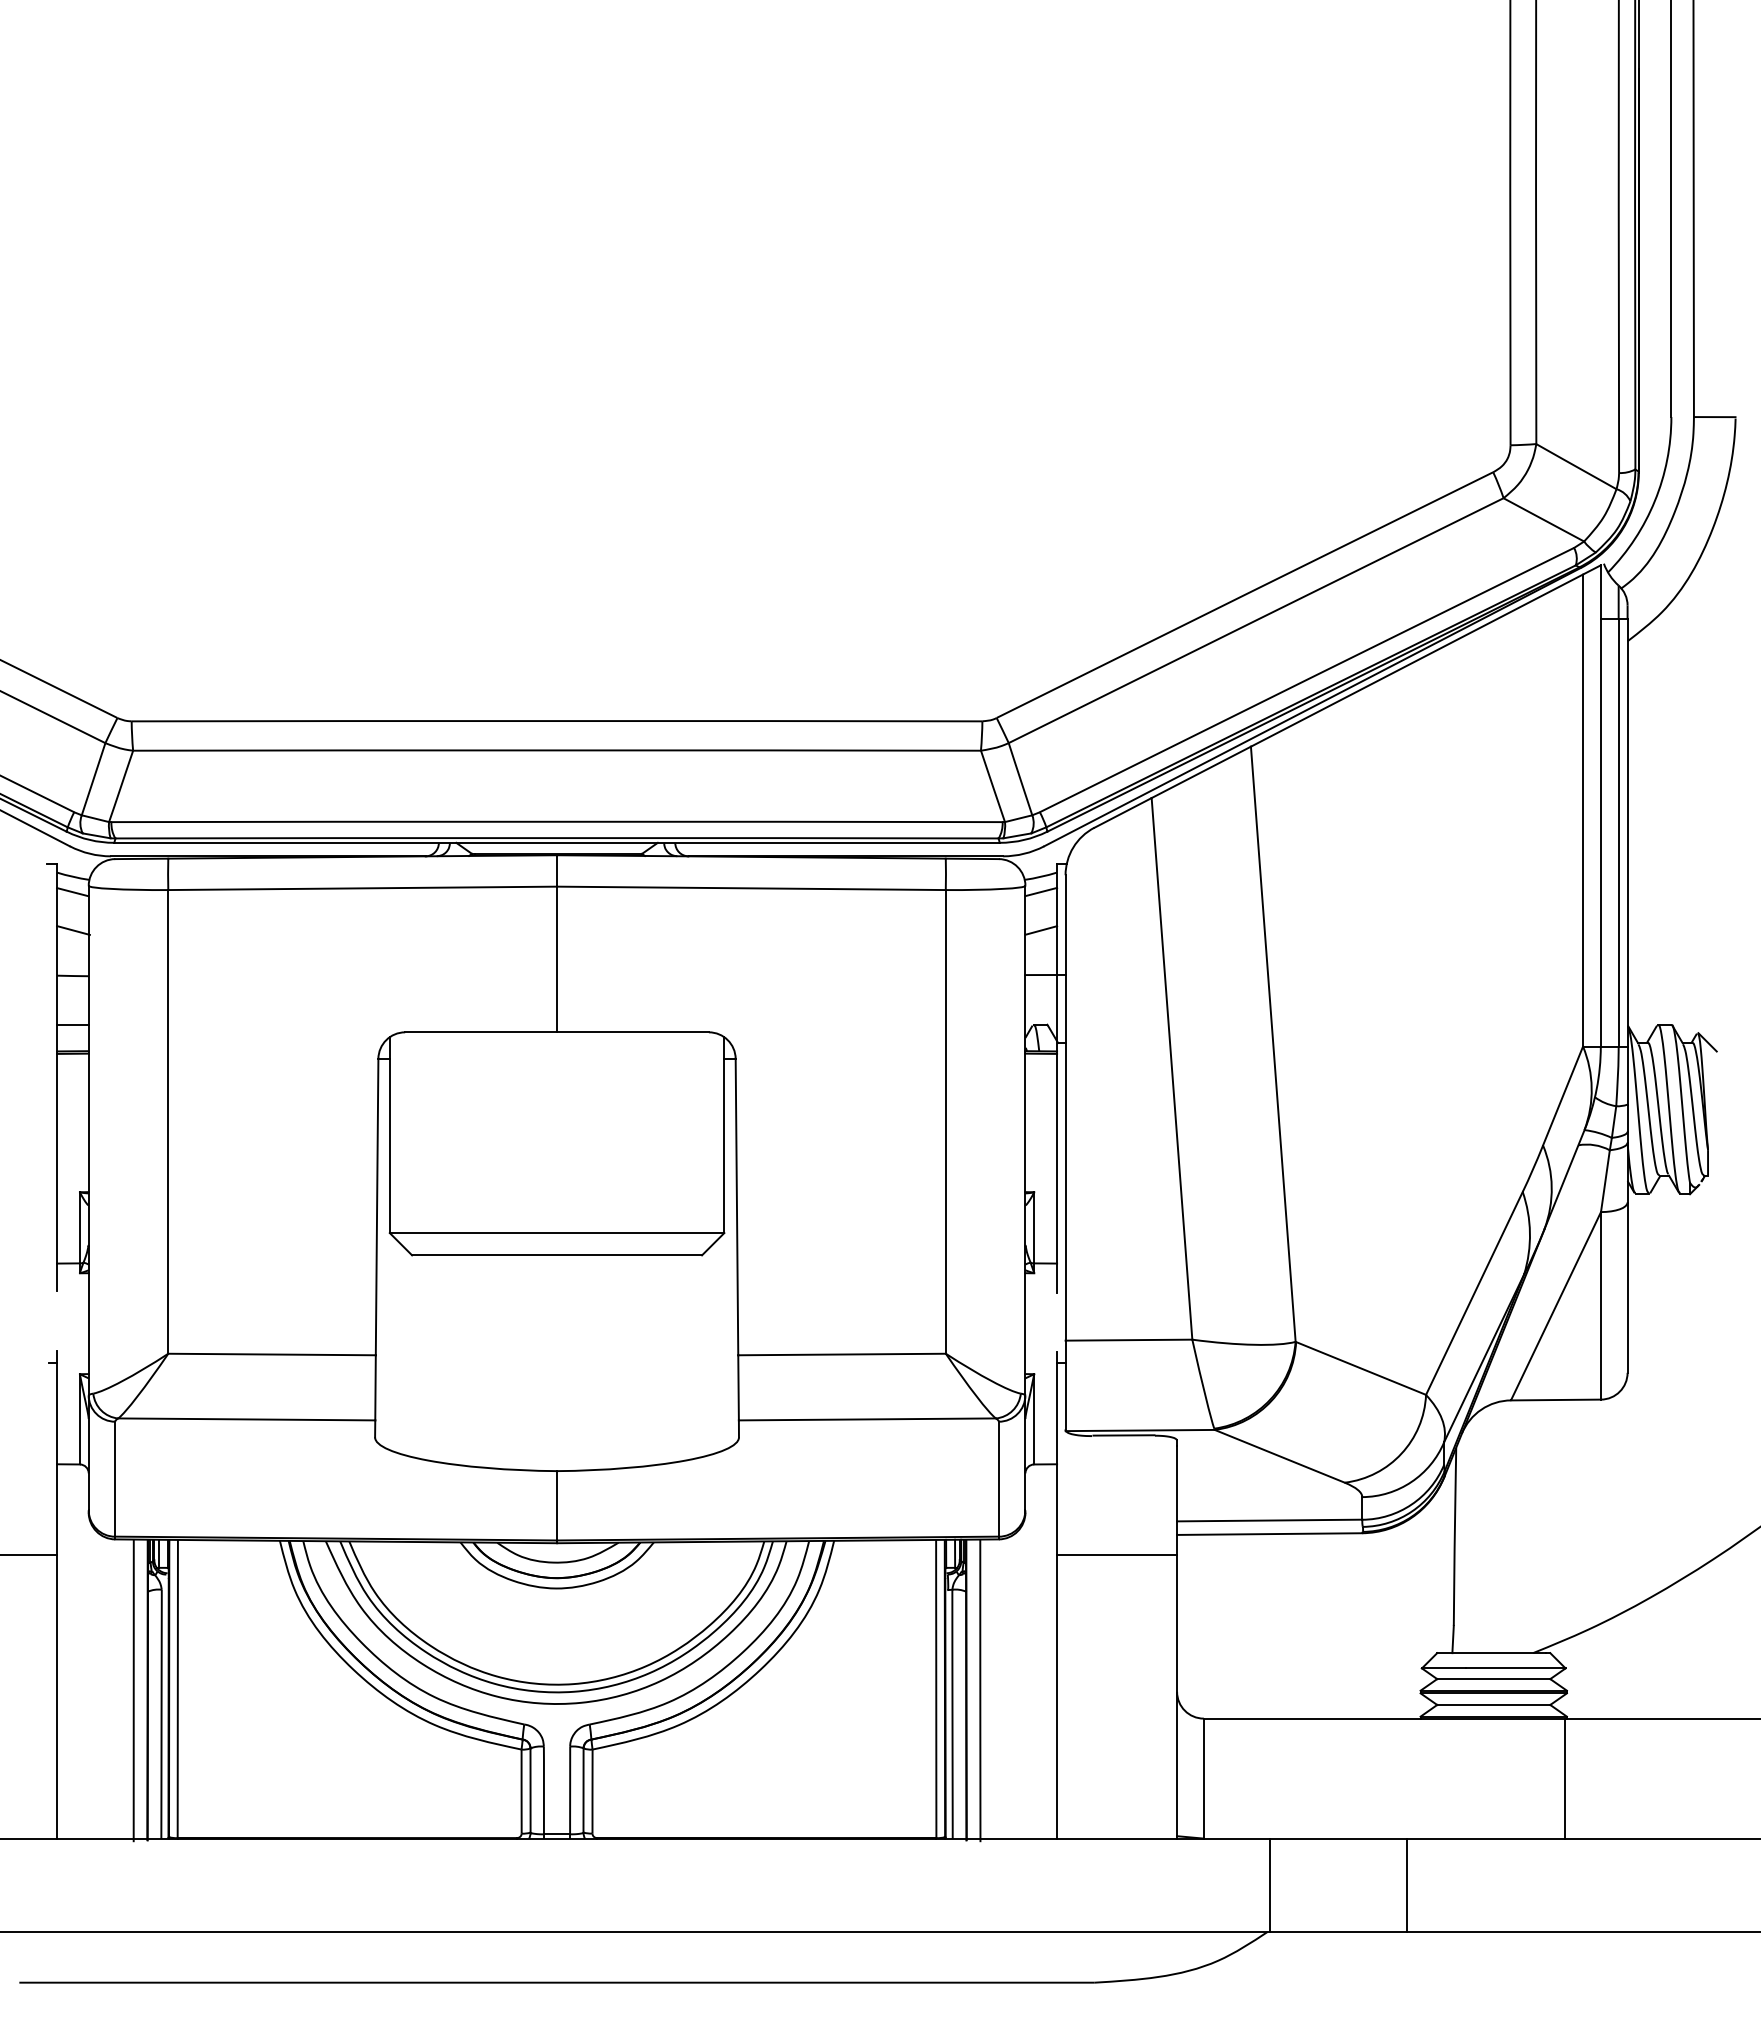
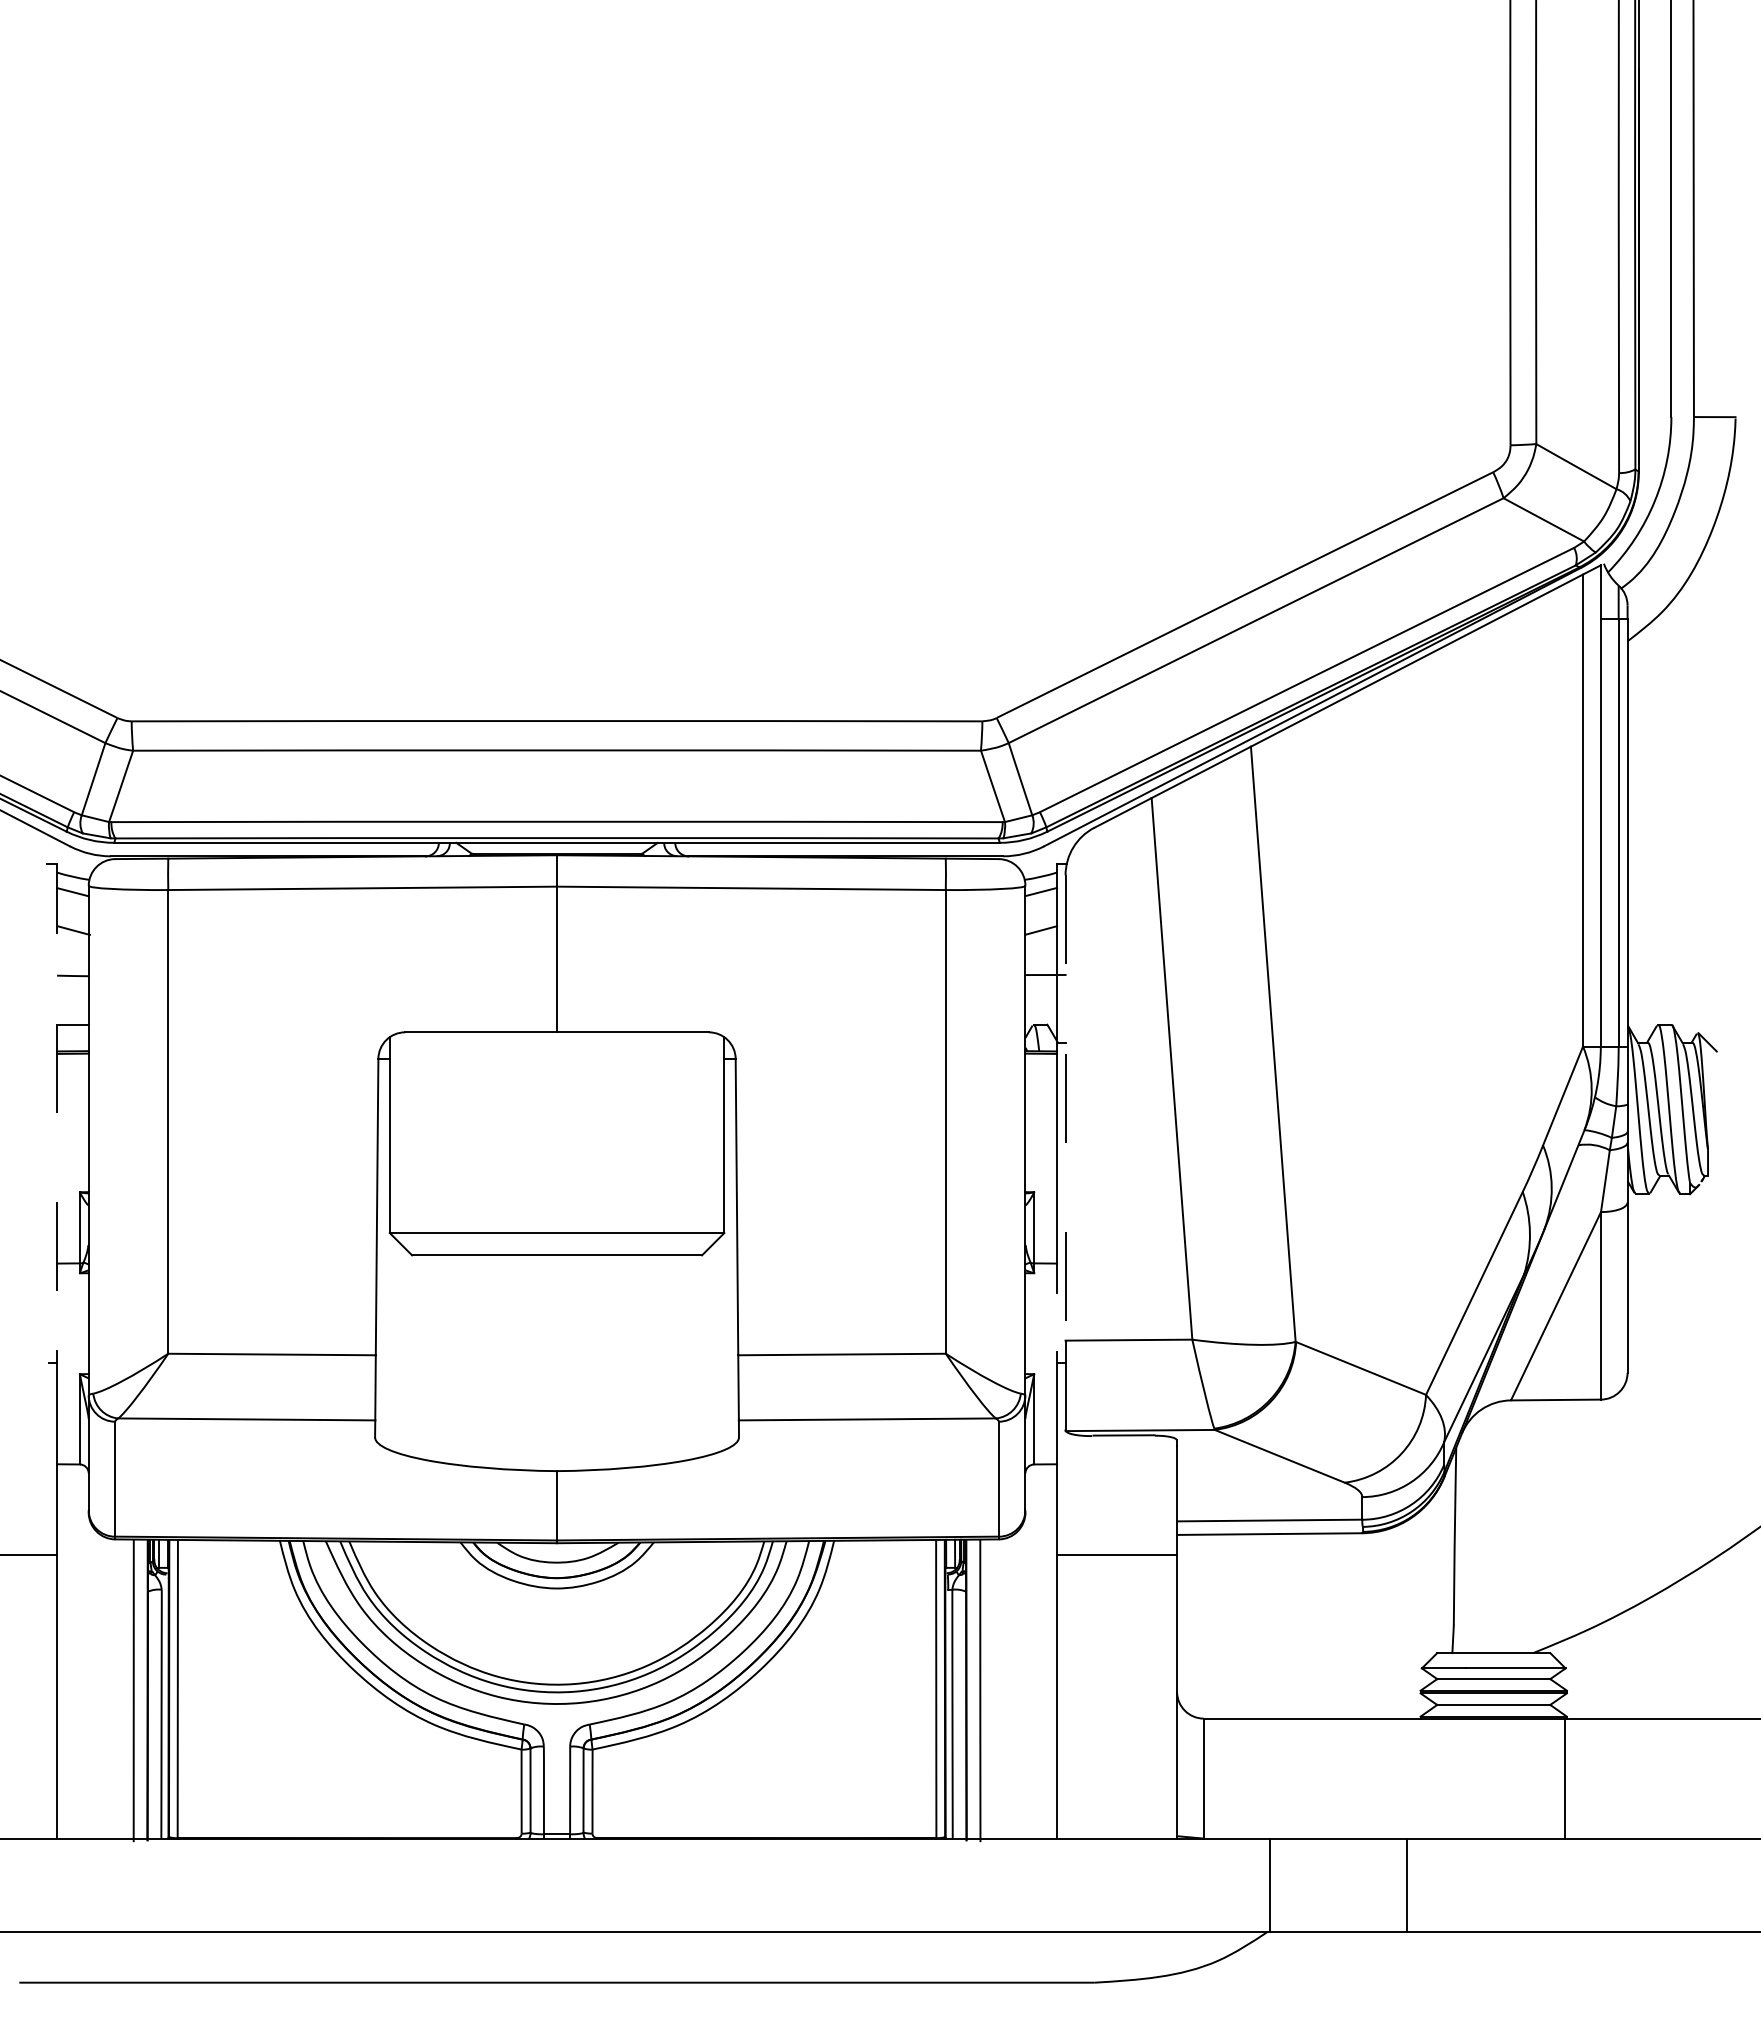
line: solid -> dashed (57, 1077)
line: solid -> dashed (1065, 1107)
